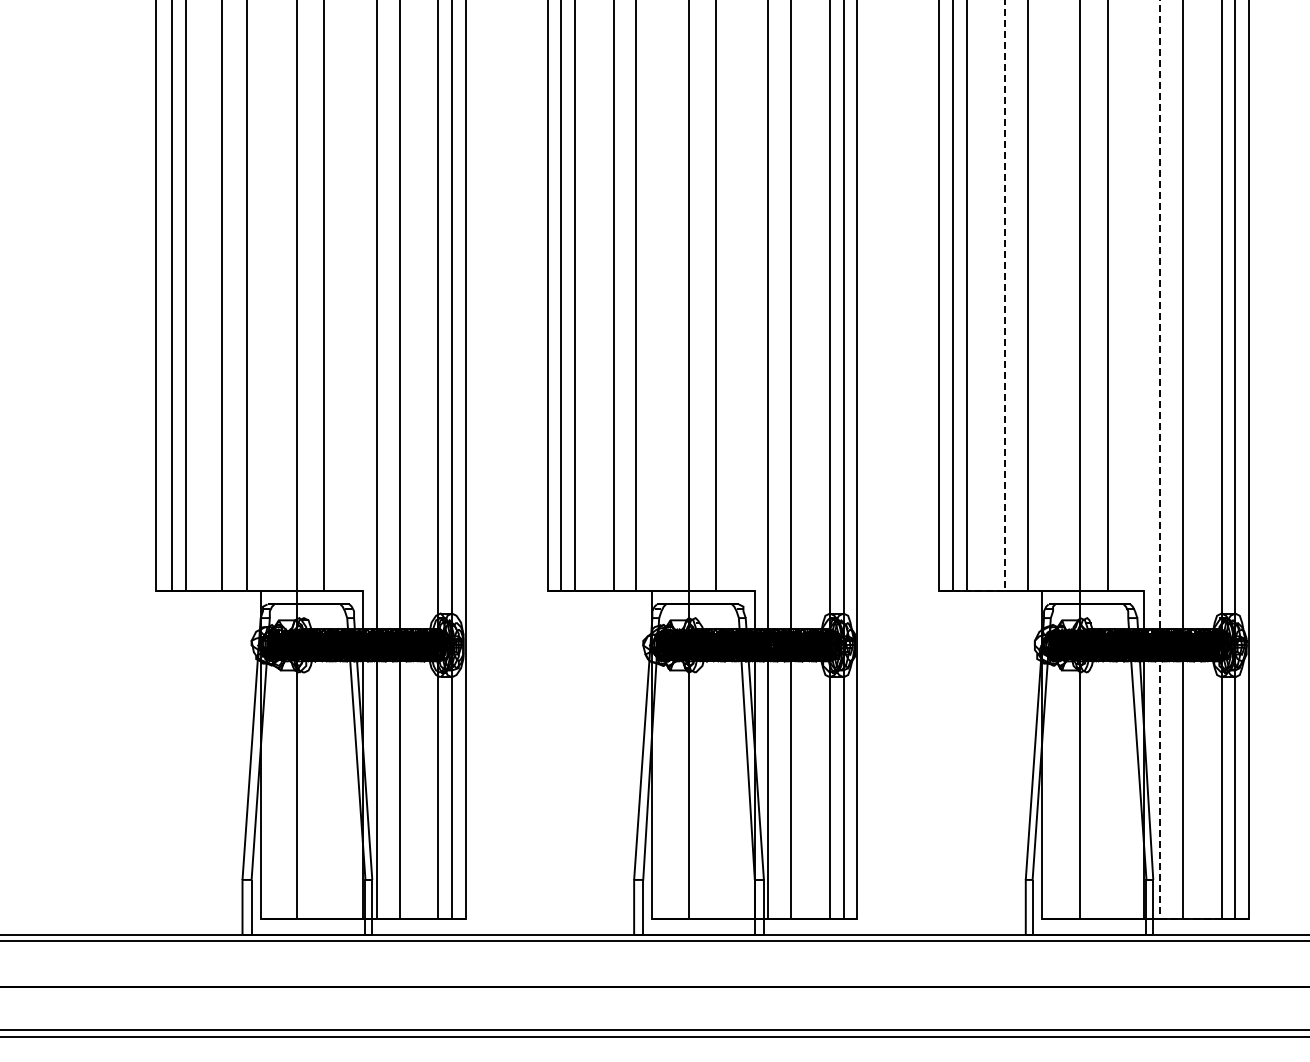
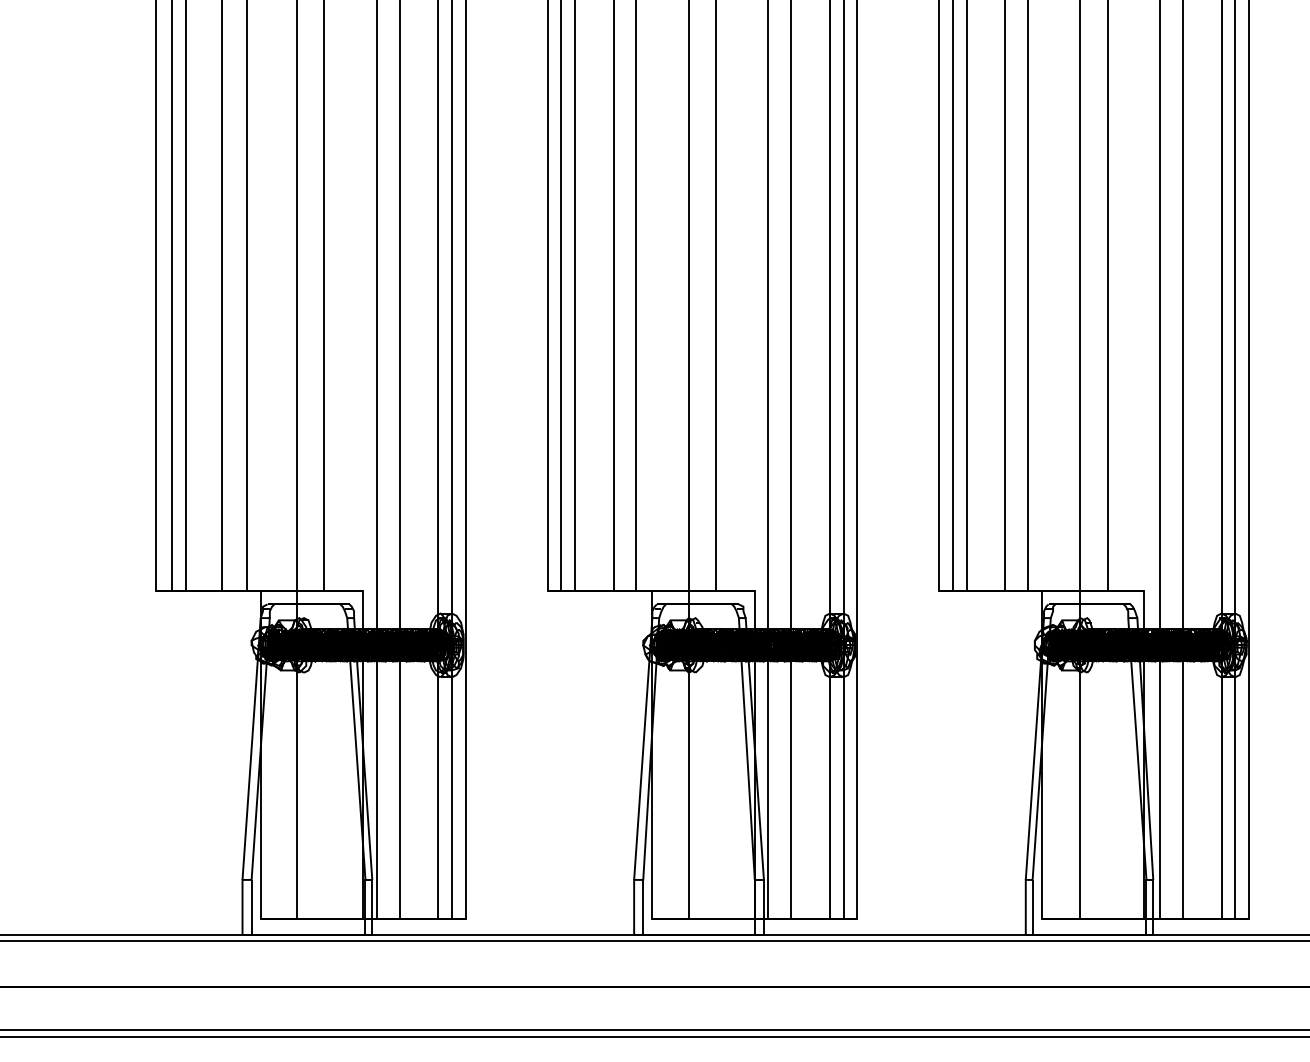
line: dashed -> solid (1005, 322)
line: dashed -> solid (1160, 490)
